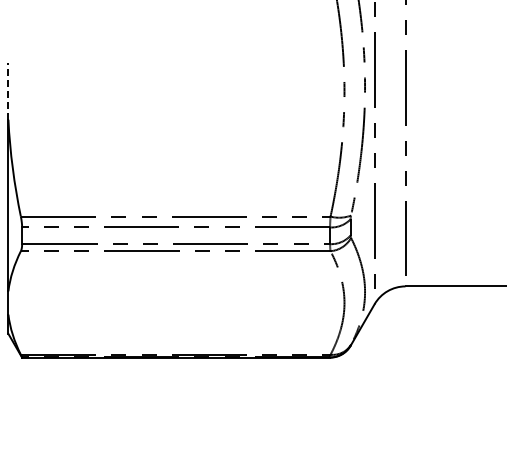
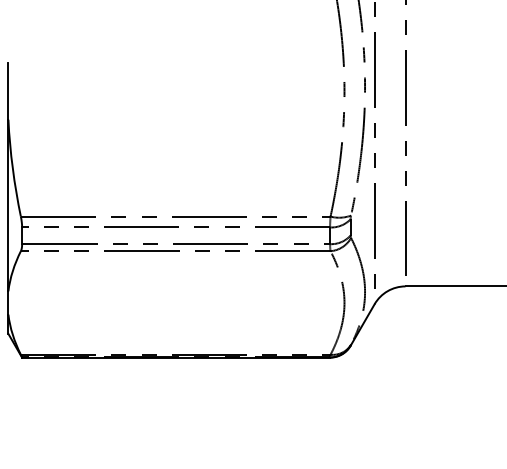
line: dashed -> solid (8, 91)
